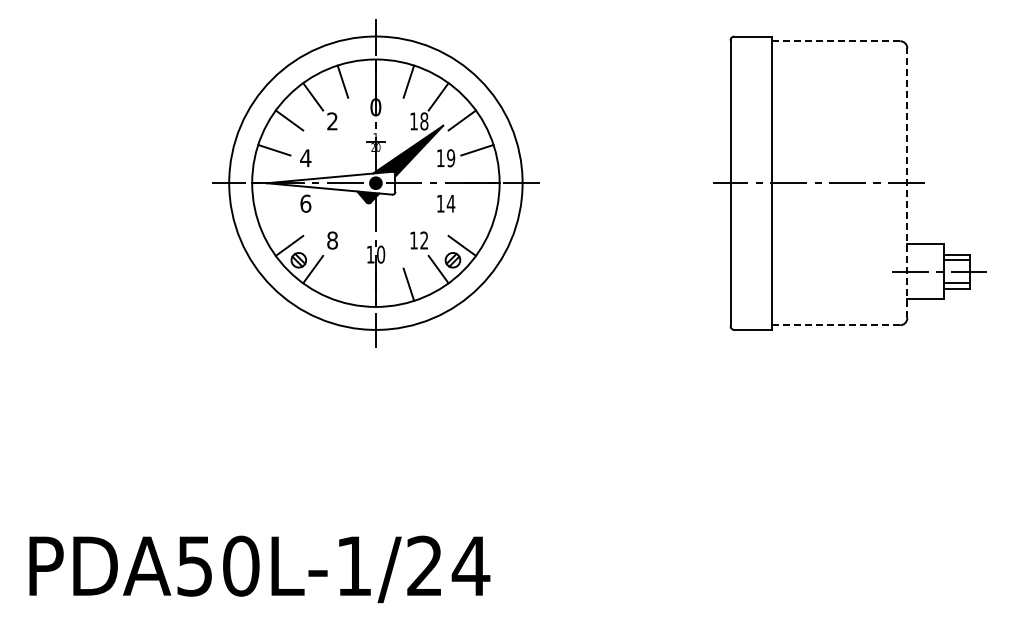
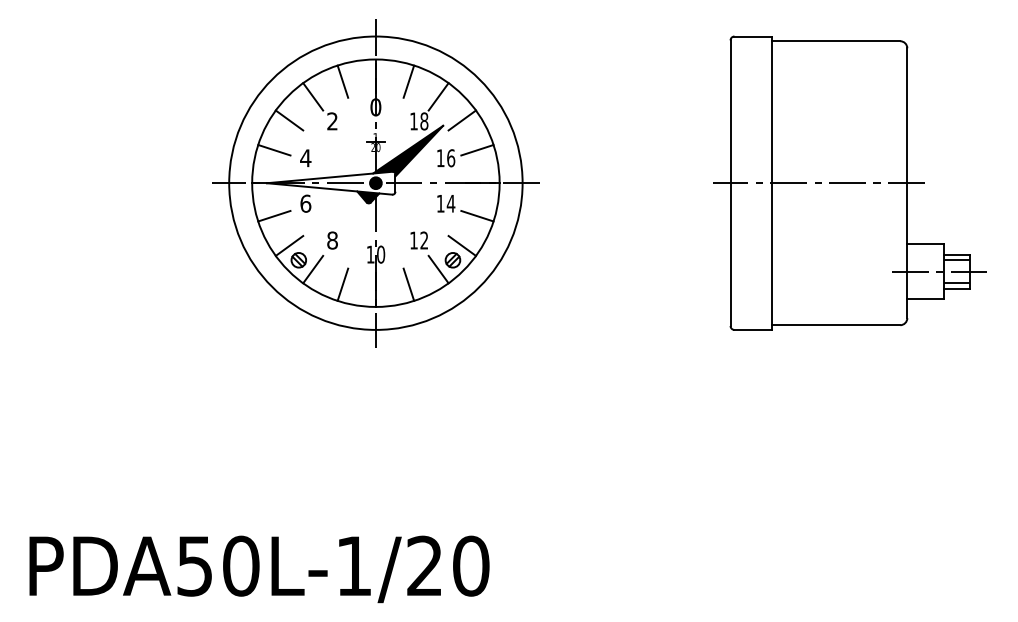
line: dashed -> solid (836, 41)
text: 19 -> 16 (451, 158)
line: dashed -> solid (907, 183)
line: none -> present (274, 215)
line: none -> present (477, 215)
line: none -> present (342, 284)
line: dashed -> solid (835, 325)
text: PDA50L-1/24 -> PDA50L-1/20 (470, 565)
